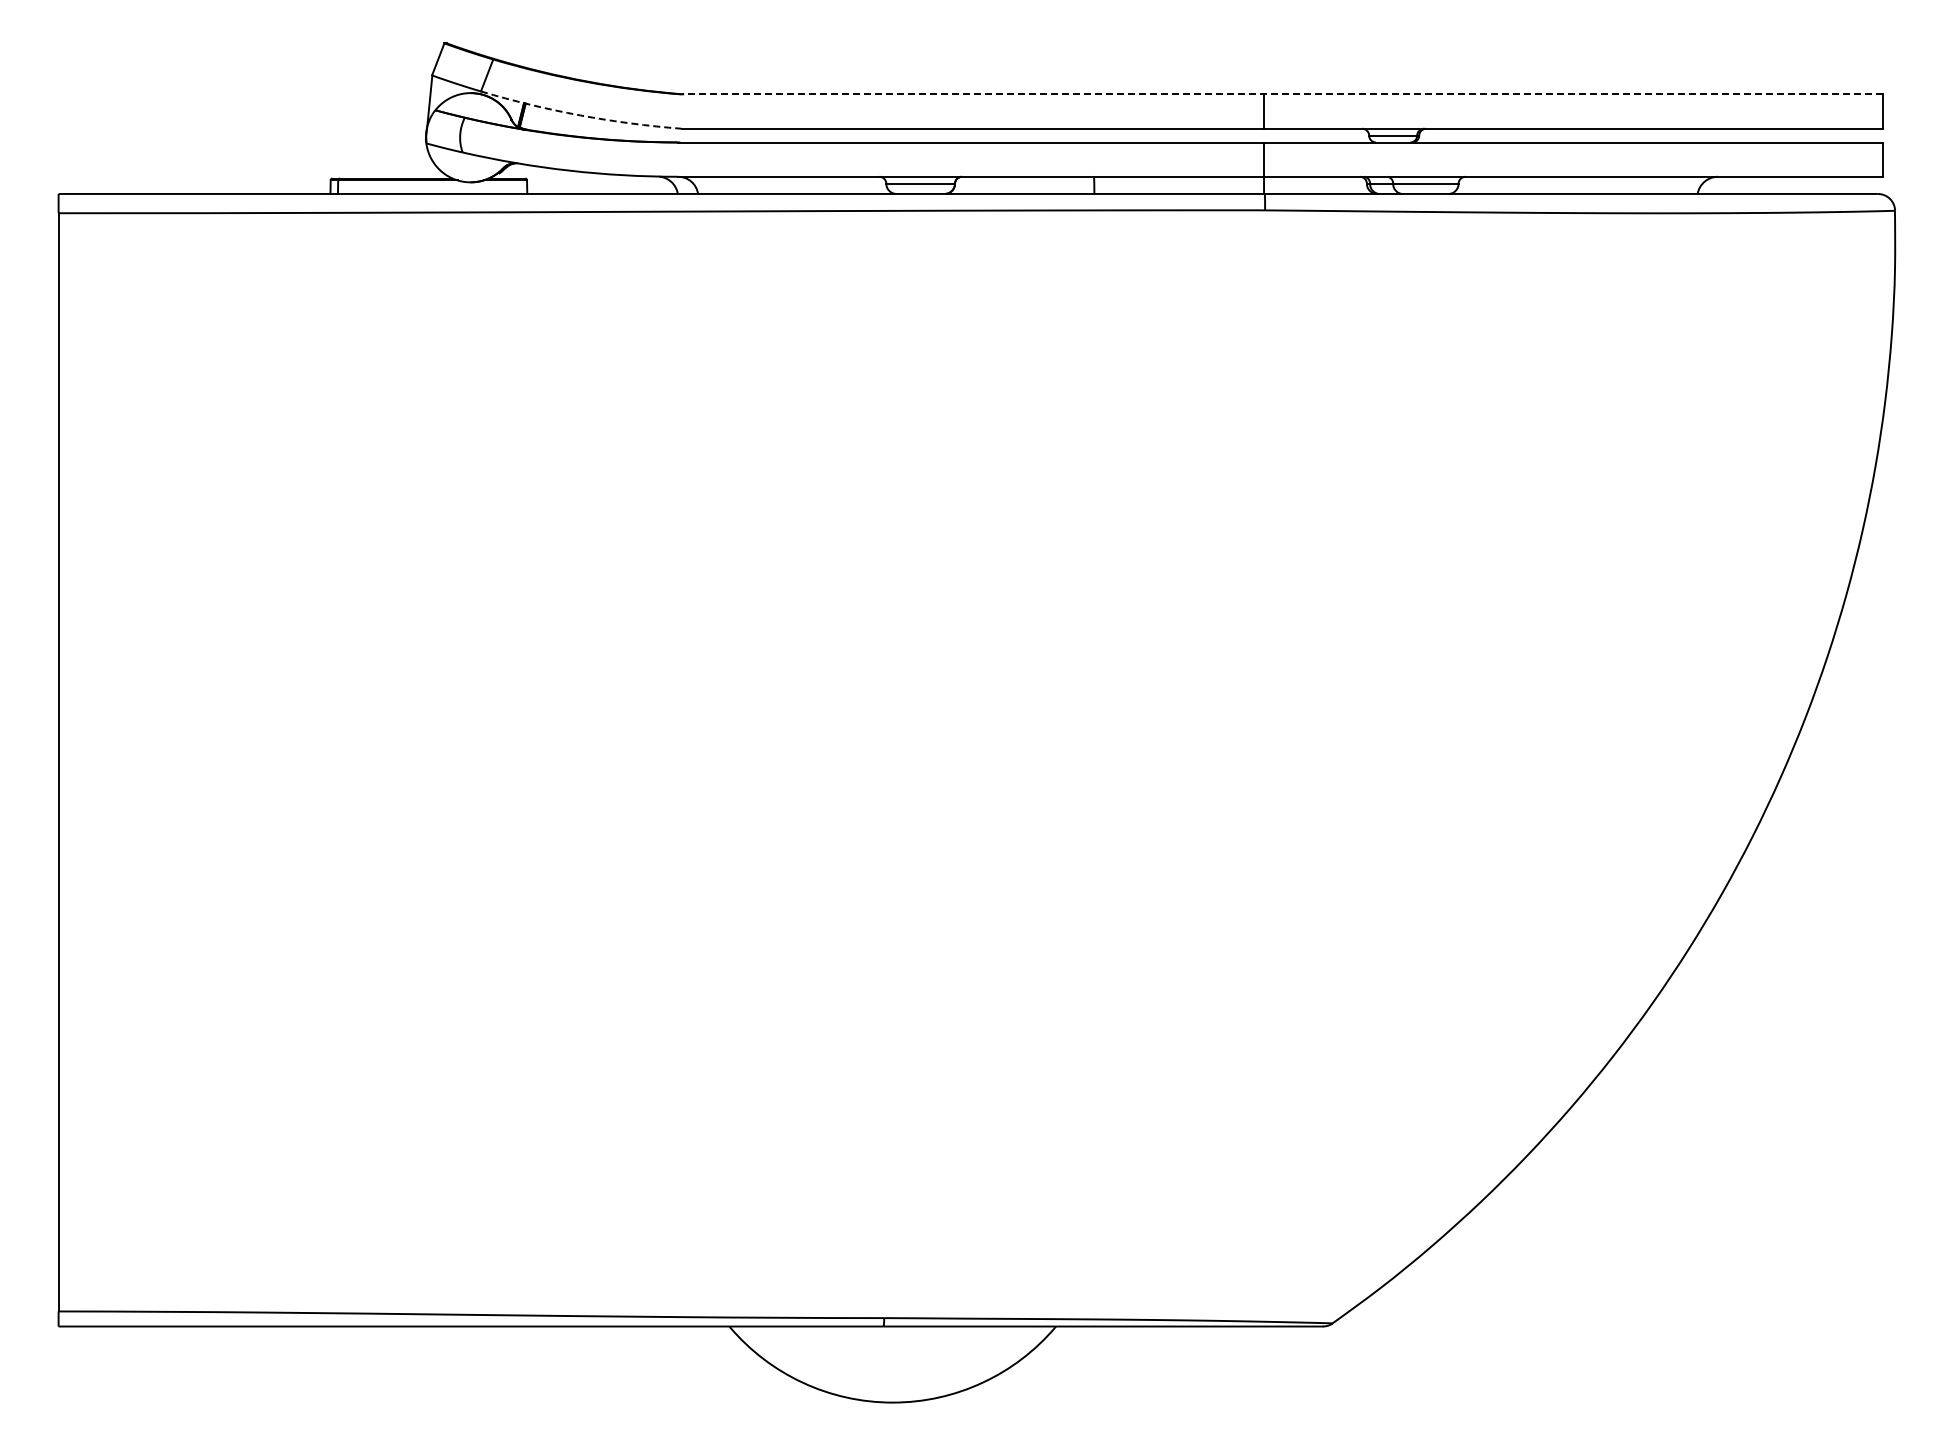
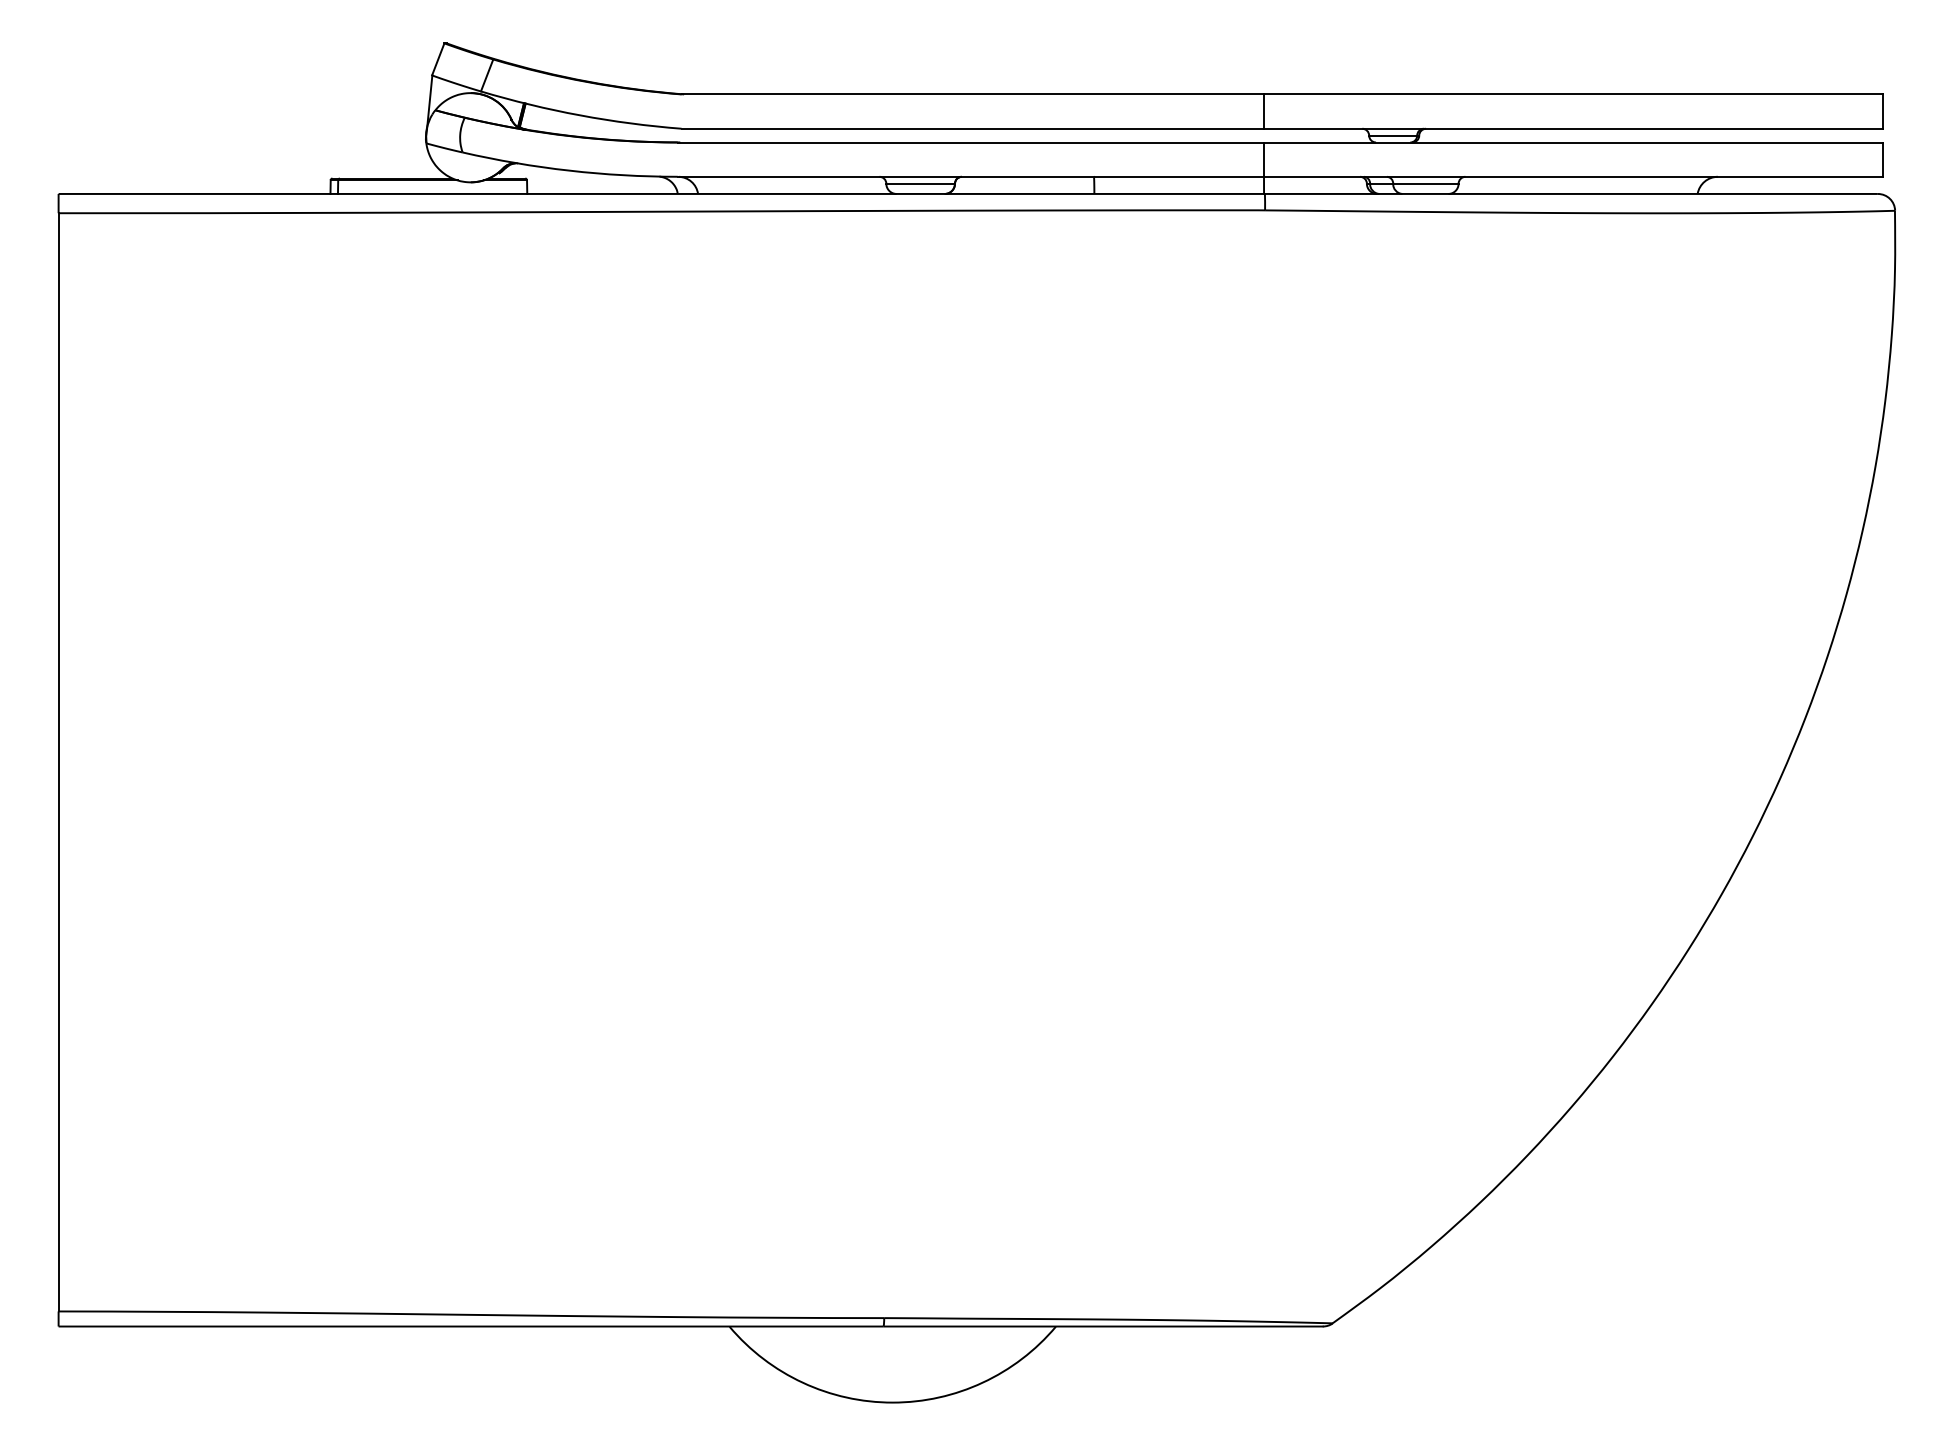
line: dashed -> solid (1282, 94)
arc: dashed -> solid (580, 115)
